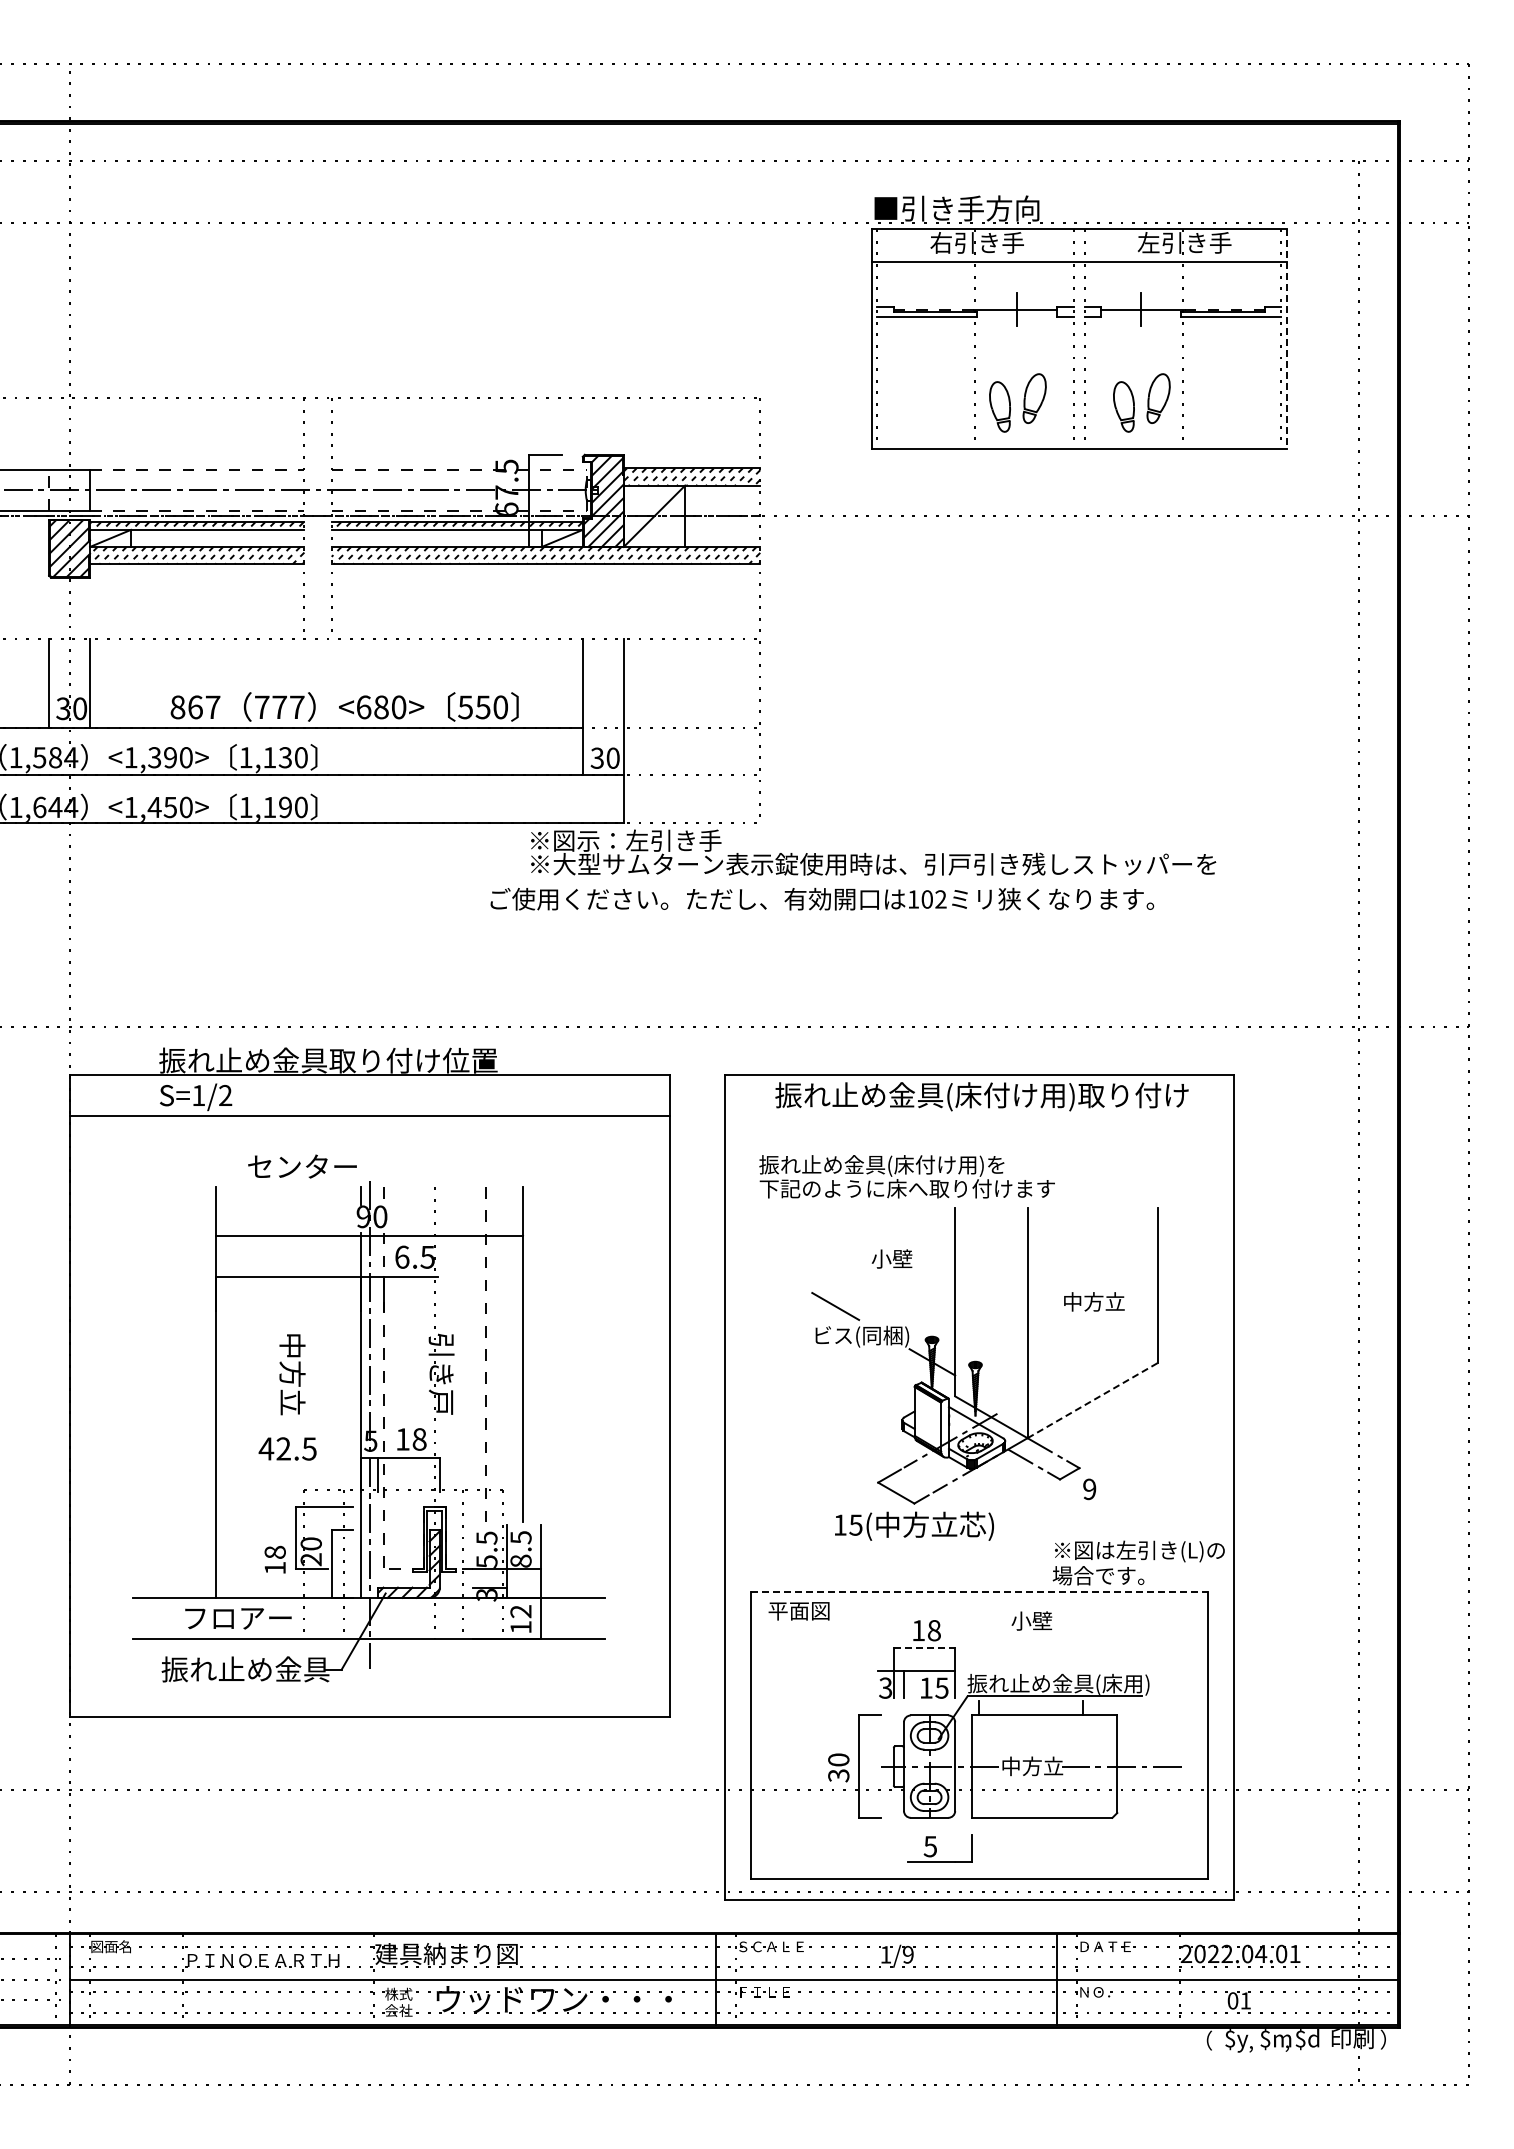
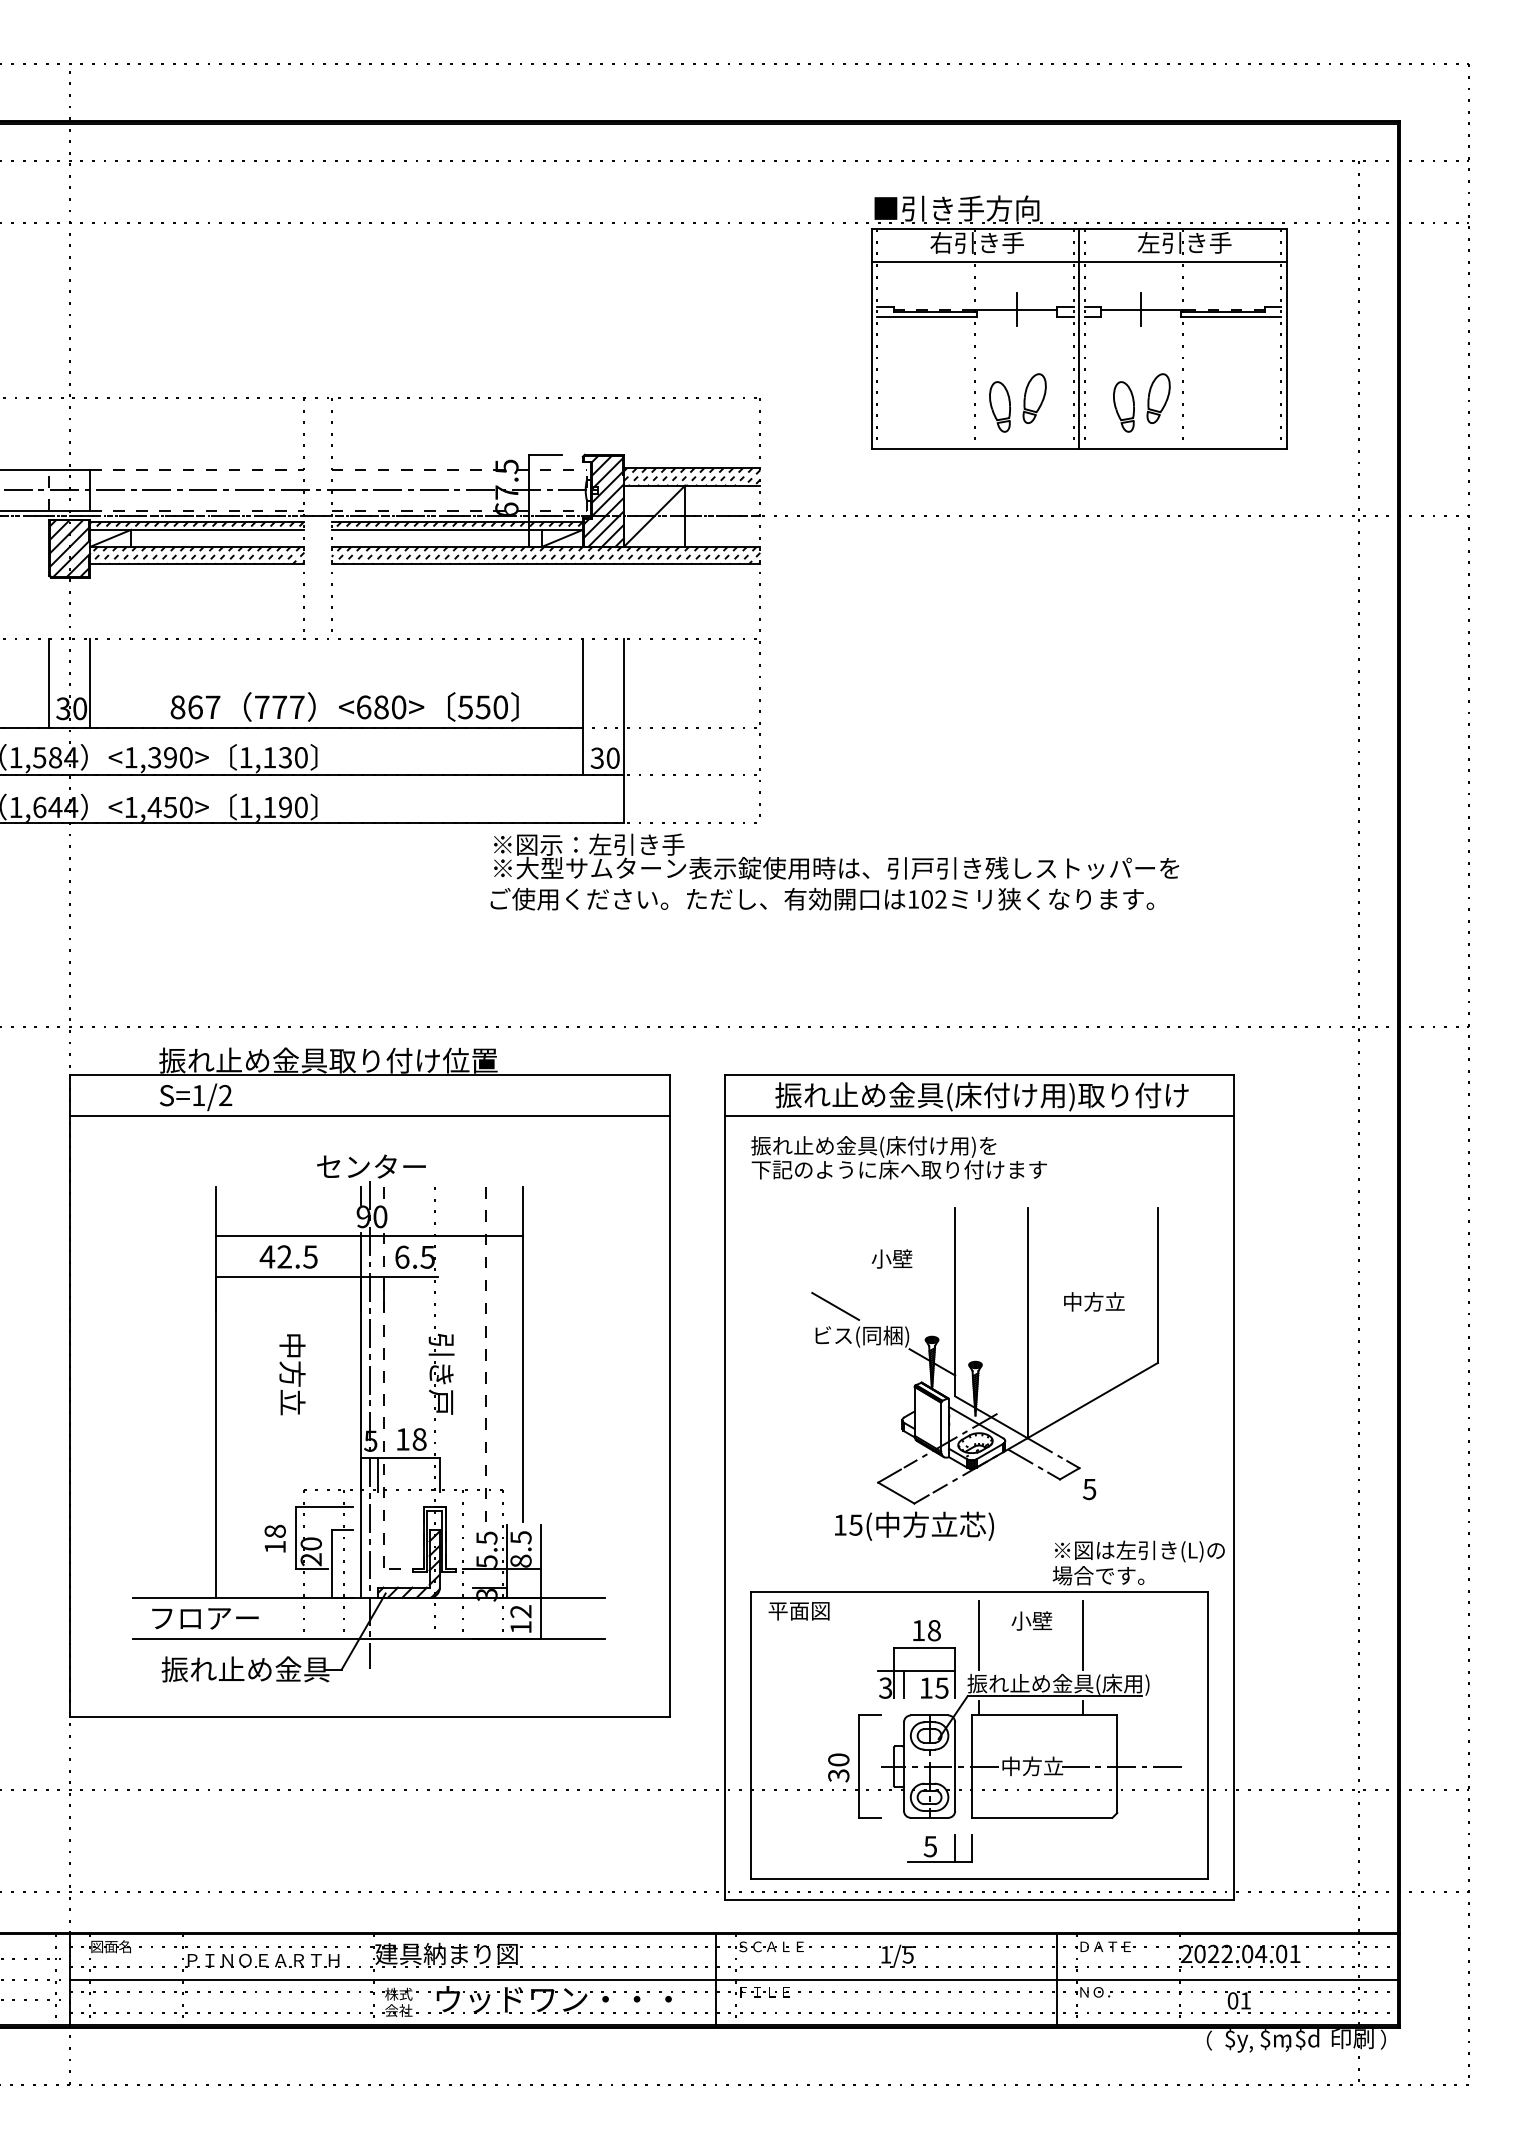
line: none -> present (1079, 339)
line: dashed -> solid (1286, 339)
text position: (873, 852) -> (836, 856) (836, 856)
line: none -> present (978, 1116)
text position: (302, 1166) -> (371, 1166) (371, 1166)
text position: (906, 1176) -> (898, 1157) (898, 1157)
line: dashed -> solid (1093, 1400)
text position: (287, 1448) -> (288, 1256) (288, 1256)
text: 9 -> 5 (1089, 1488)
text position: (274, 1559) -> (274, 1538) (274, 1538)
line: dashed -> solid (979, 1592)
text position: (238, 1618) -> (205, 1618) (205, 1618)
line: none -> present (979, 1634)
line: none -> present (1083, 1634)
line: dashed -> solid (924, 1647)
line: none -> present (955, 1848)
text: 1/9 -> 1/5 (907, 1954)
